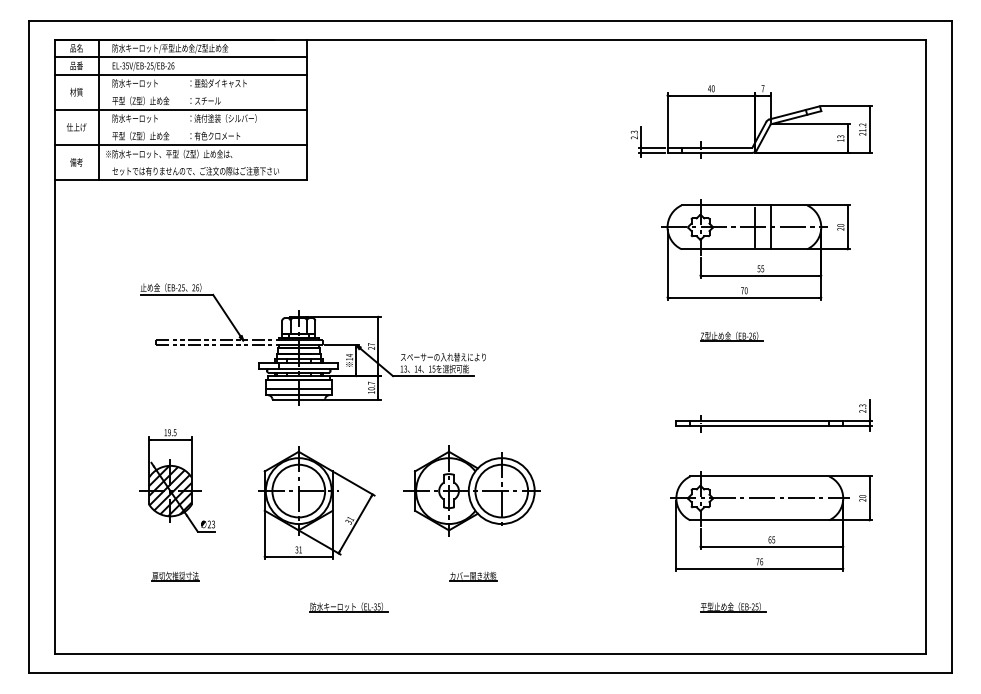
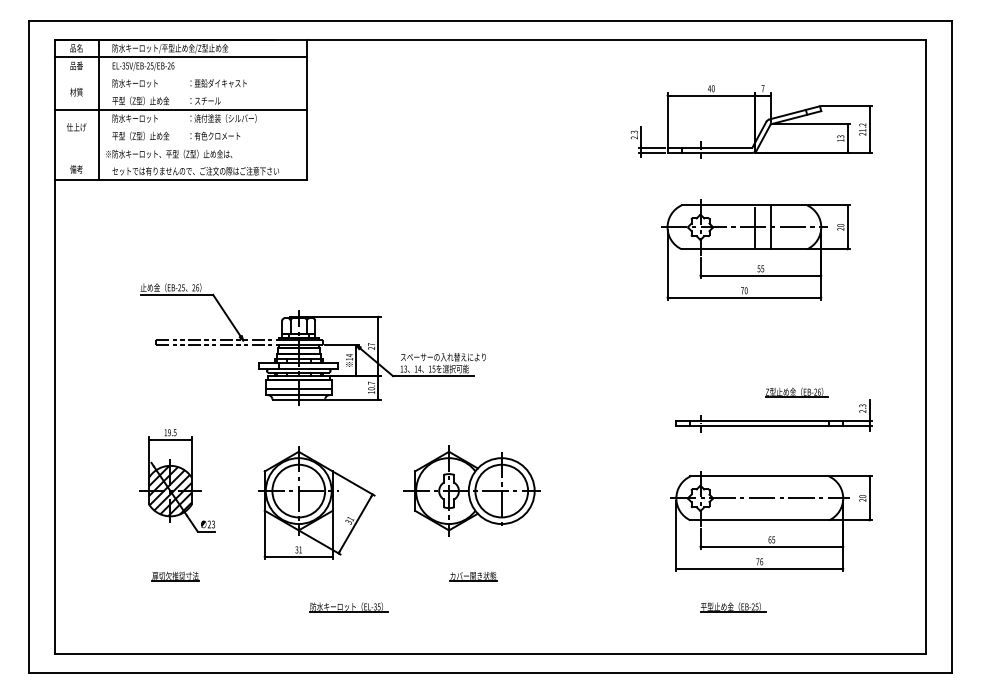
line: present -> none (180, 74)
line: present -> none (180, 145)
text position: (76, 162) -> (76, 169) (76, 169)
part position: (731, 336) -> (796, 392) (796, 392)
